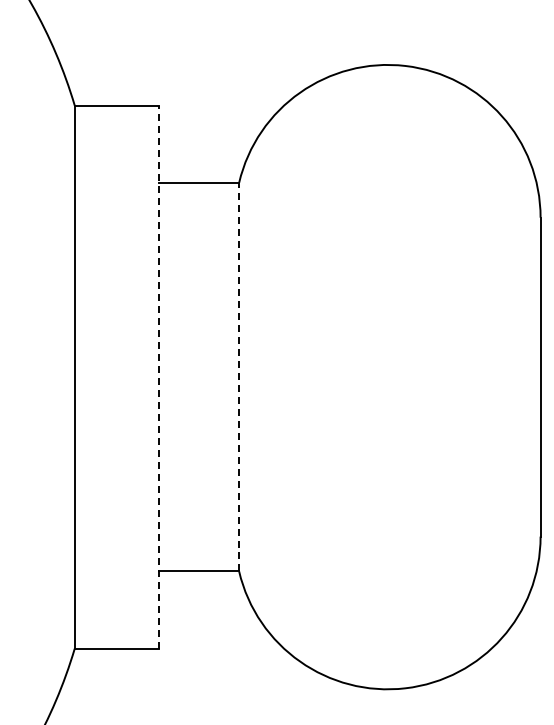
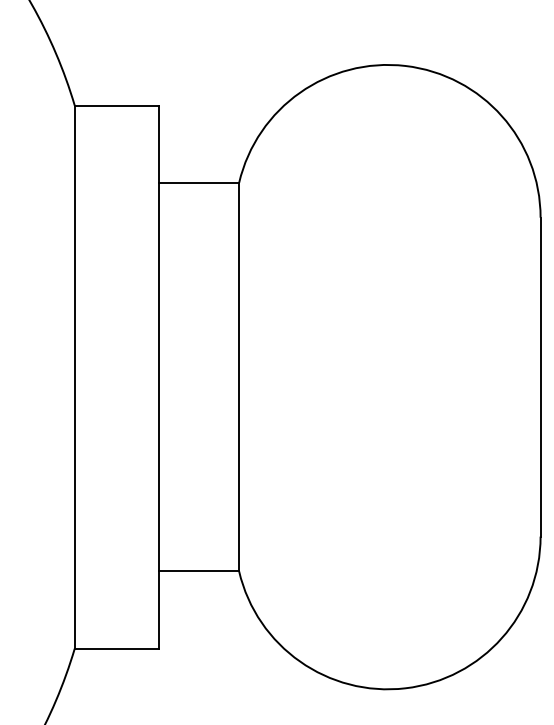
line: dashed -> solid (239, 376)
line: dashed -> solid (159, 377)
